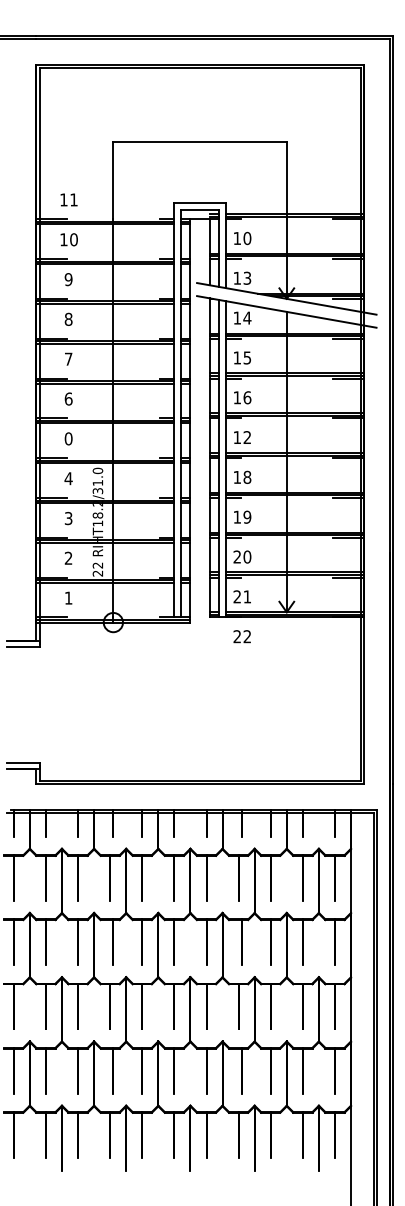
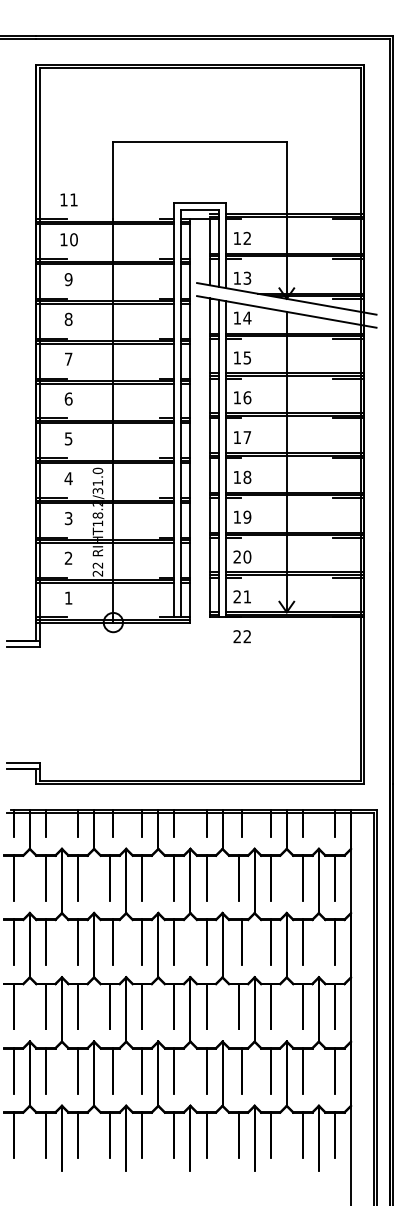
text: 10 -> 12 (247, 238)
text: 12 -> 17 (247, 437)
text: 0 -> 5 (68, 438)
